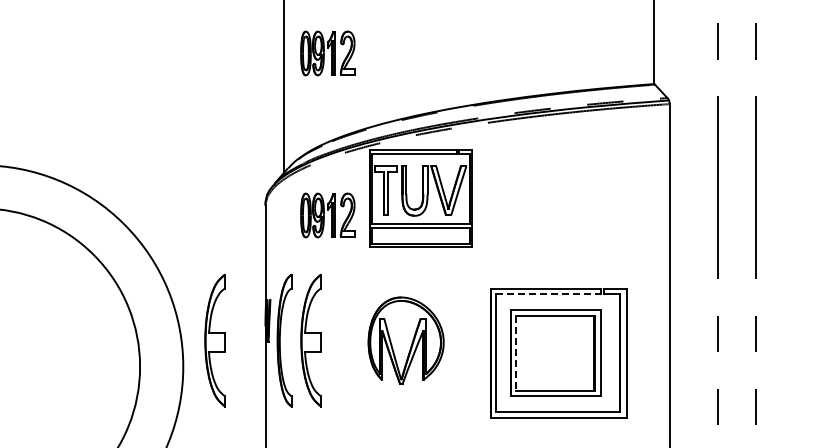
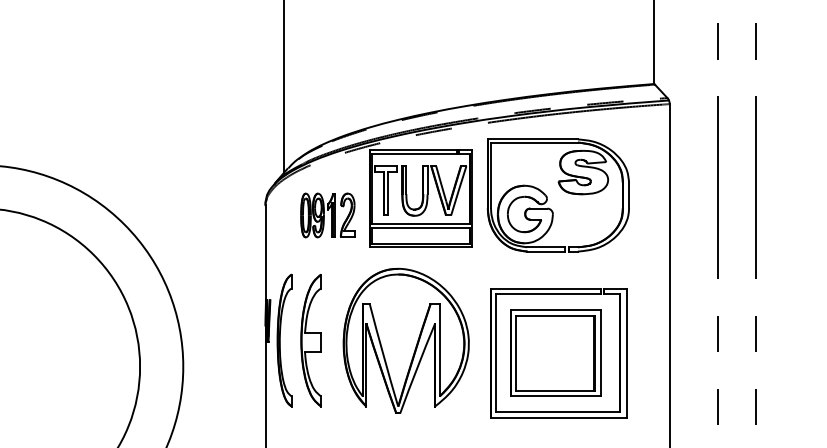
part: present -> none (327, 53)
part: none -> present (562, 190)
line: dashed -> solid (548, 294)
part: present -> none (214, 340)
part size: 78x89 px -> 128x147 px (405, 340)
line: dashed -> solid (515, 353)
